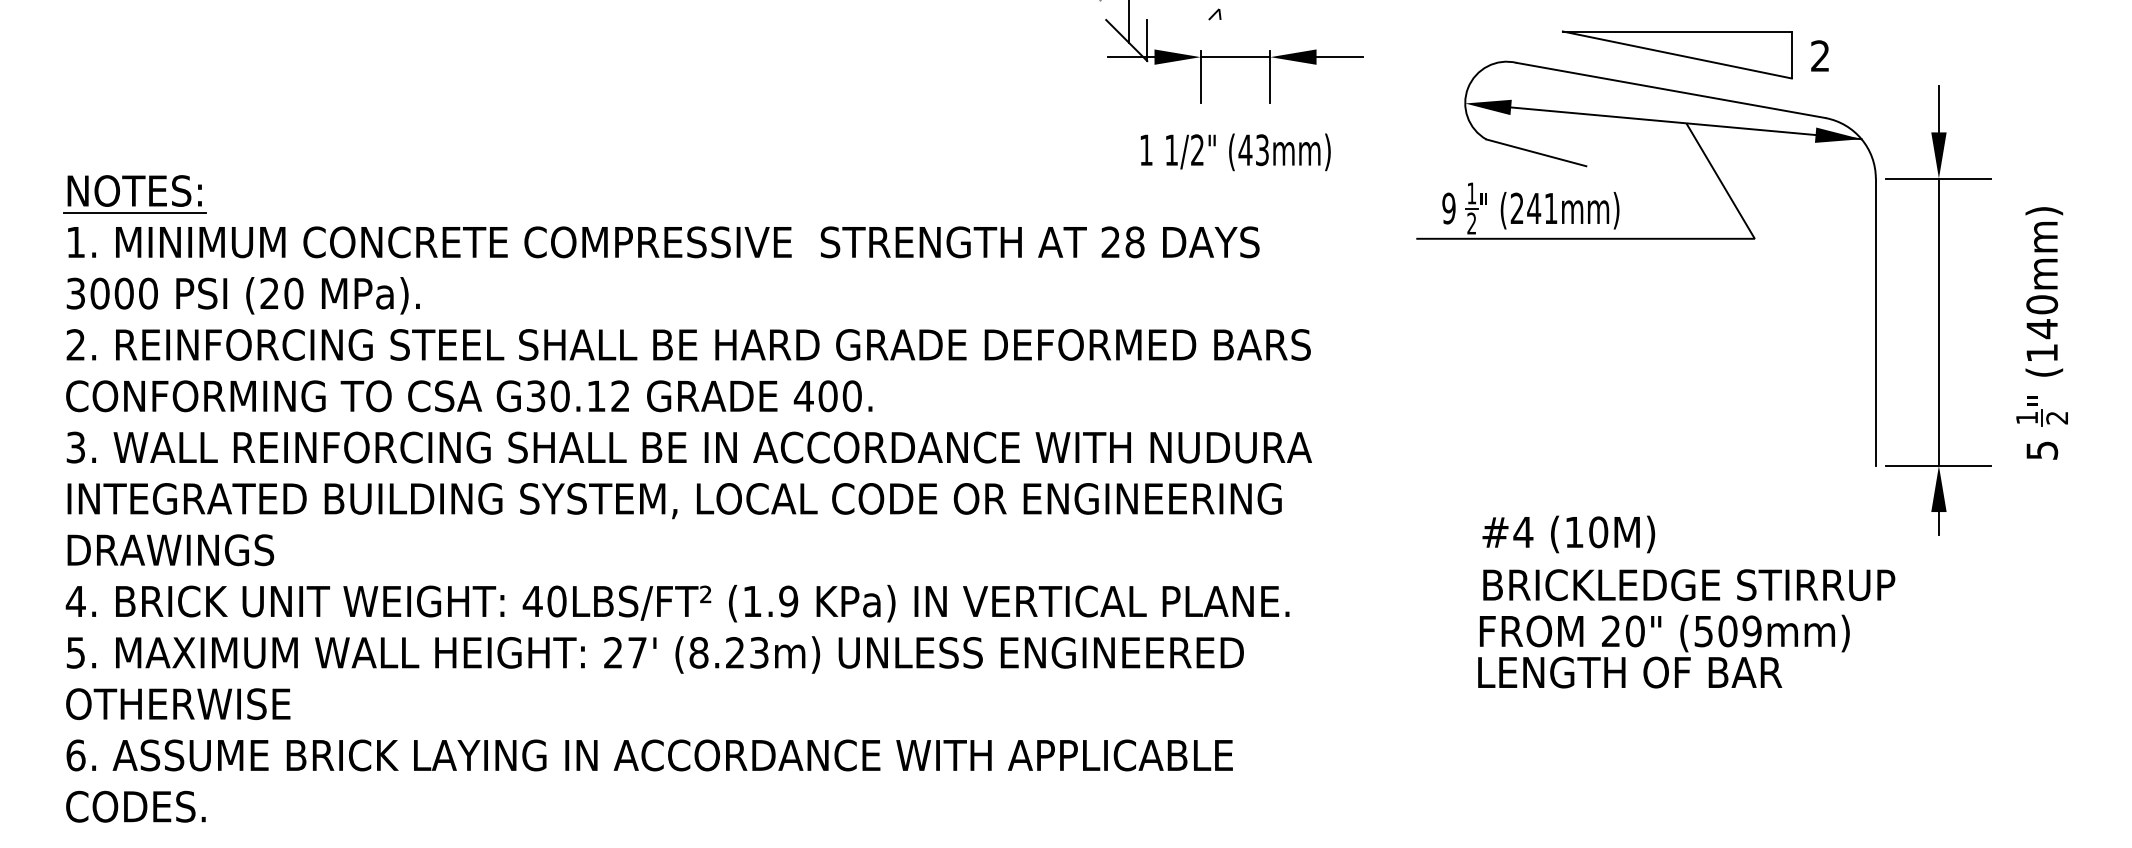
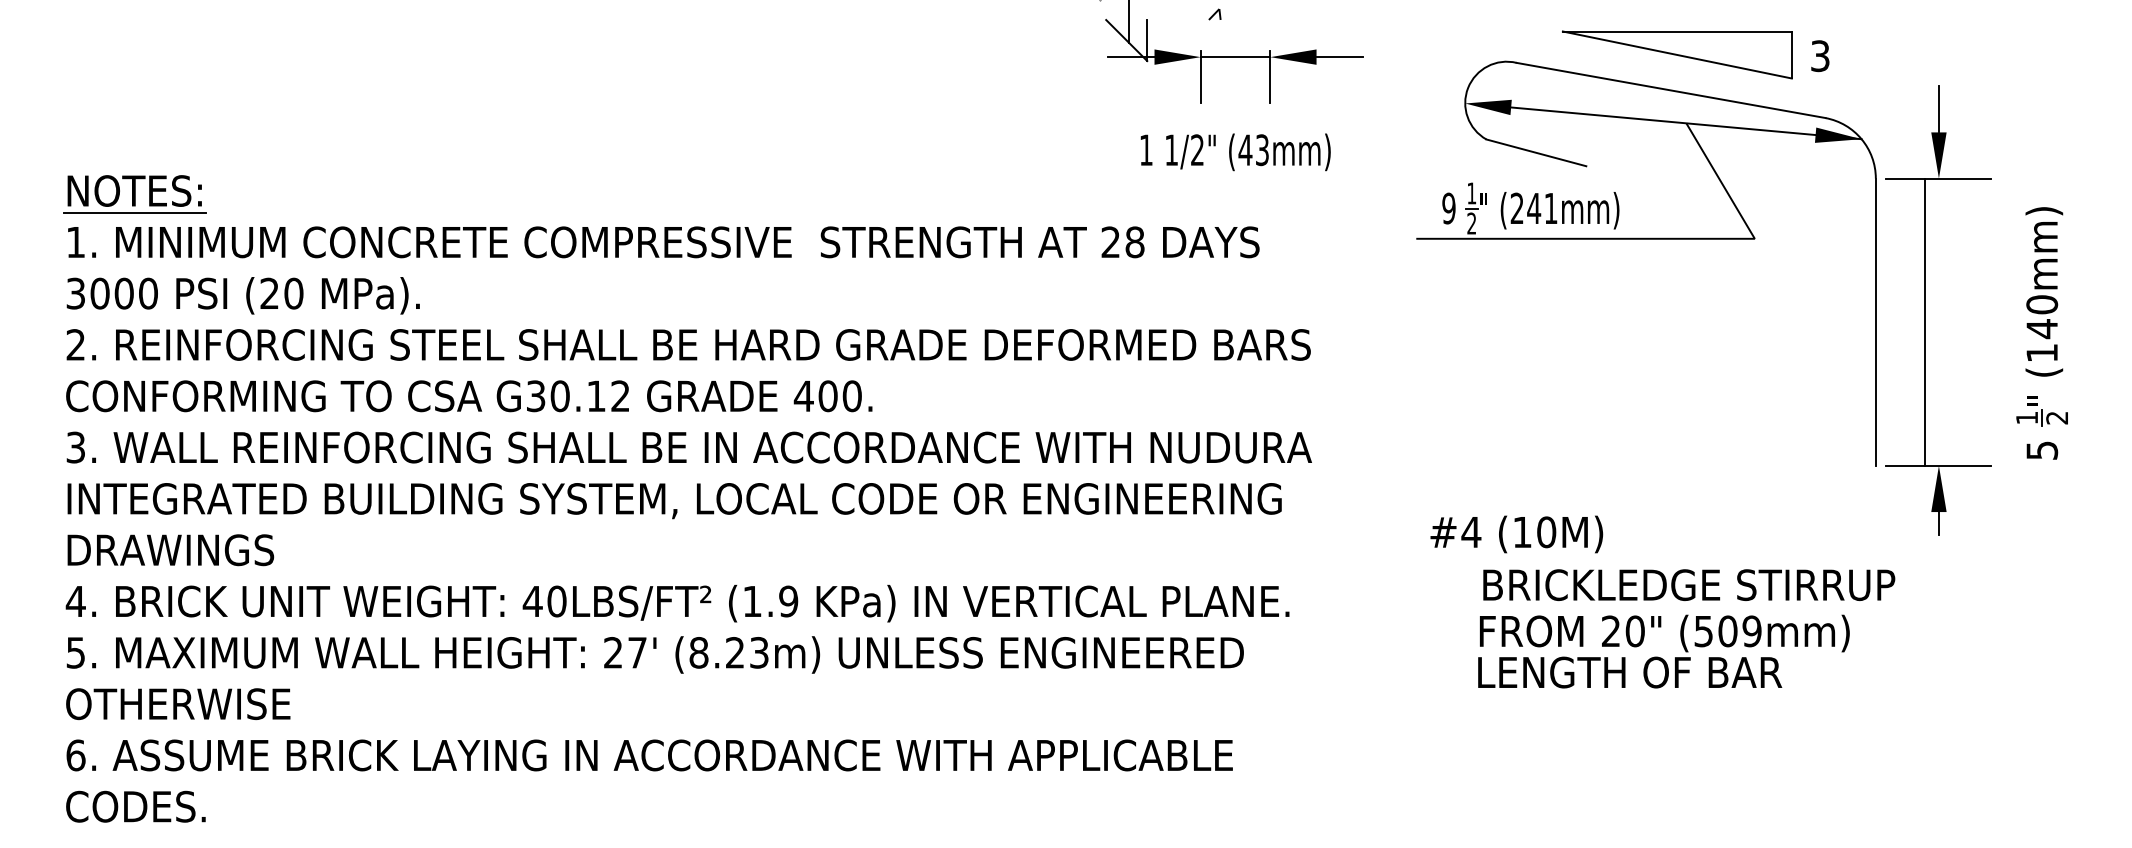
text: 2 -> 3 (1820, 56)
line position: (1938, 321) -> (1924, 321) (1924, 321)
text position: (1568, 534) -> (1516, 534) (1516, 534)
